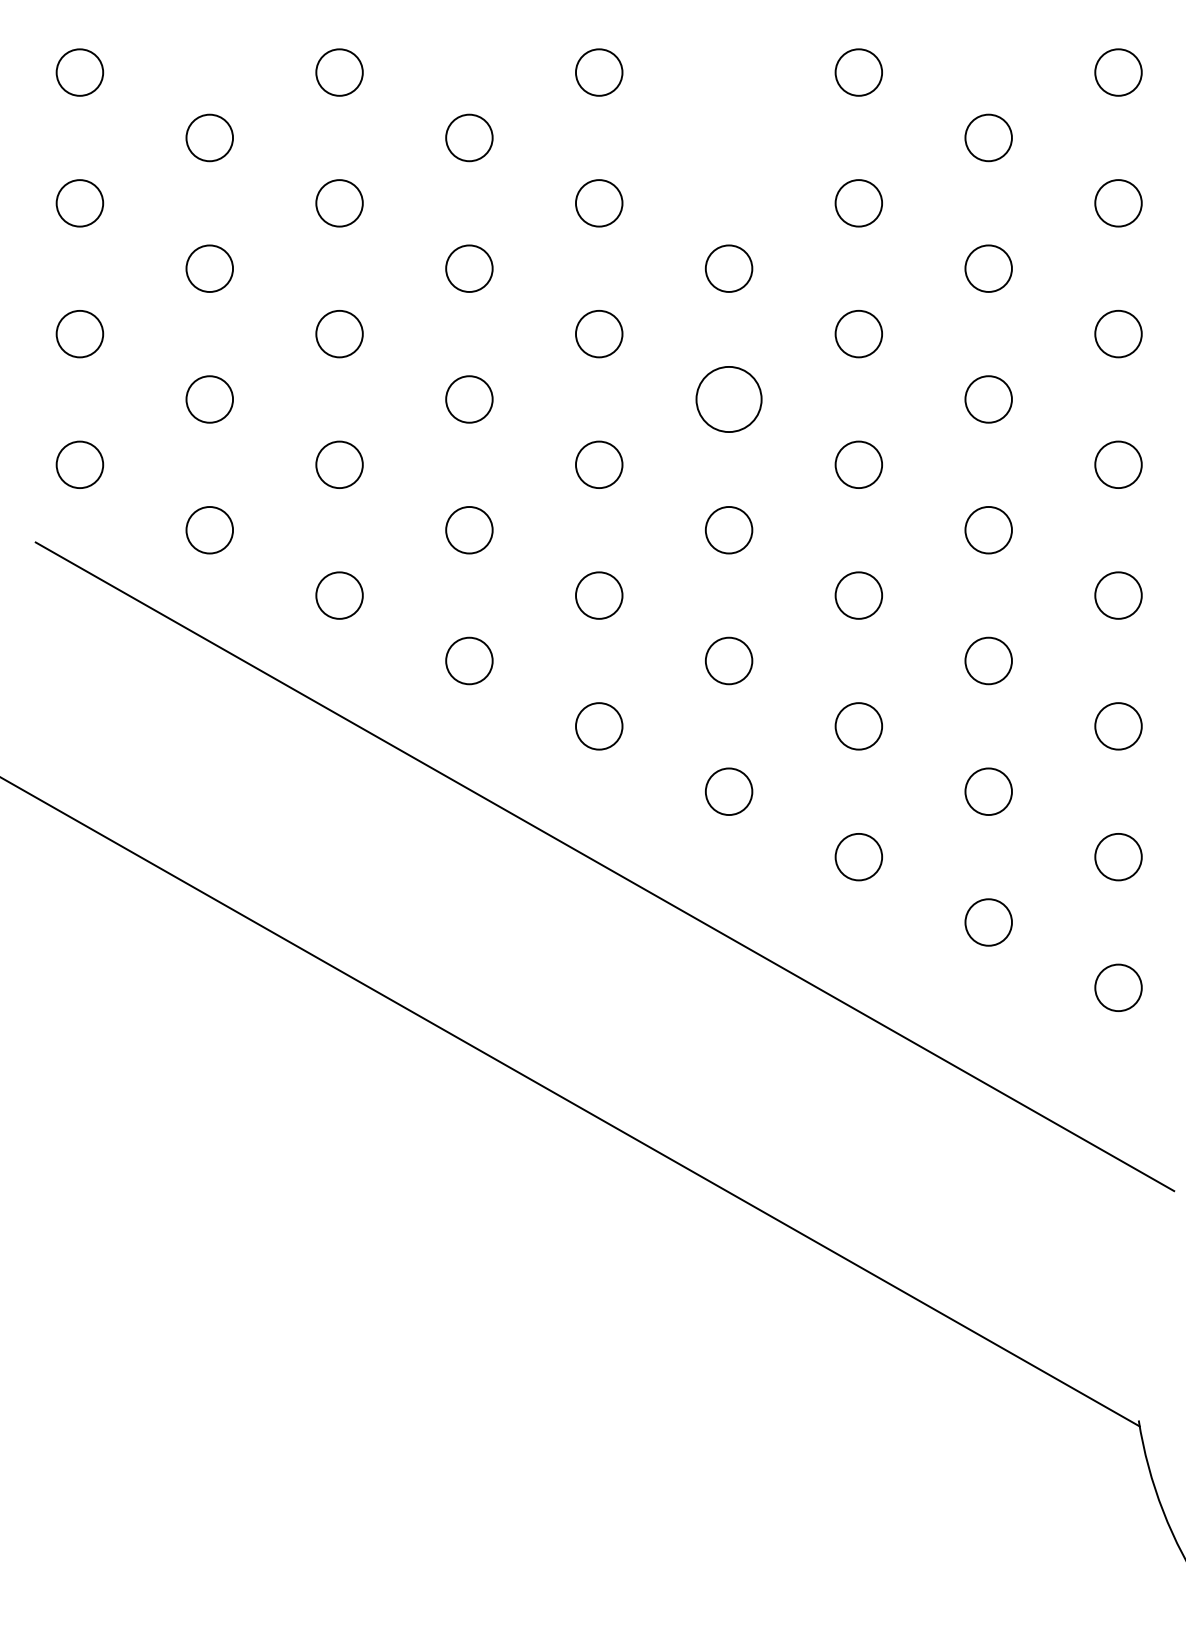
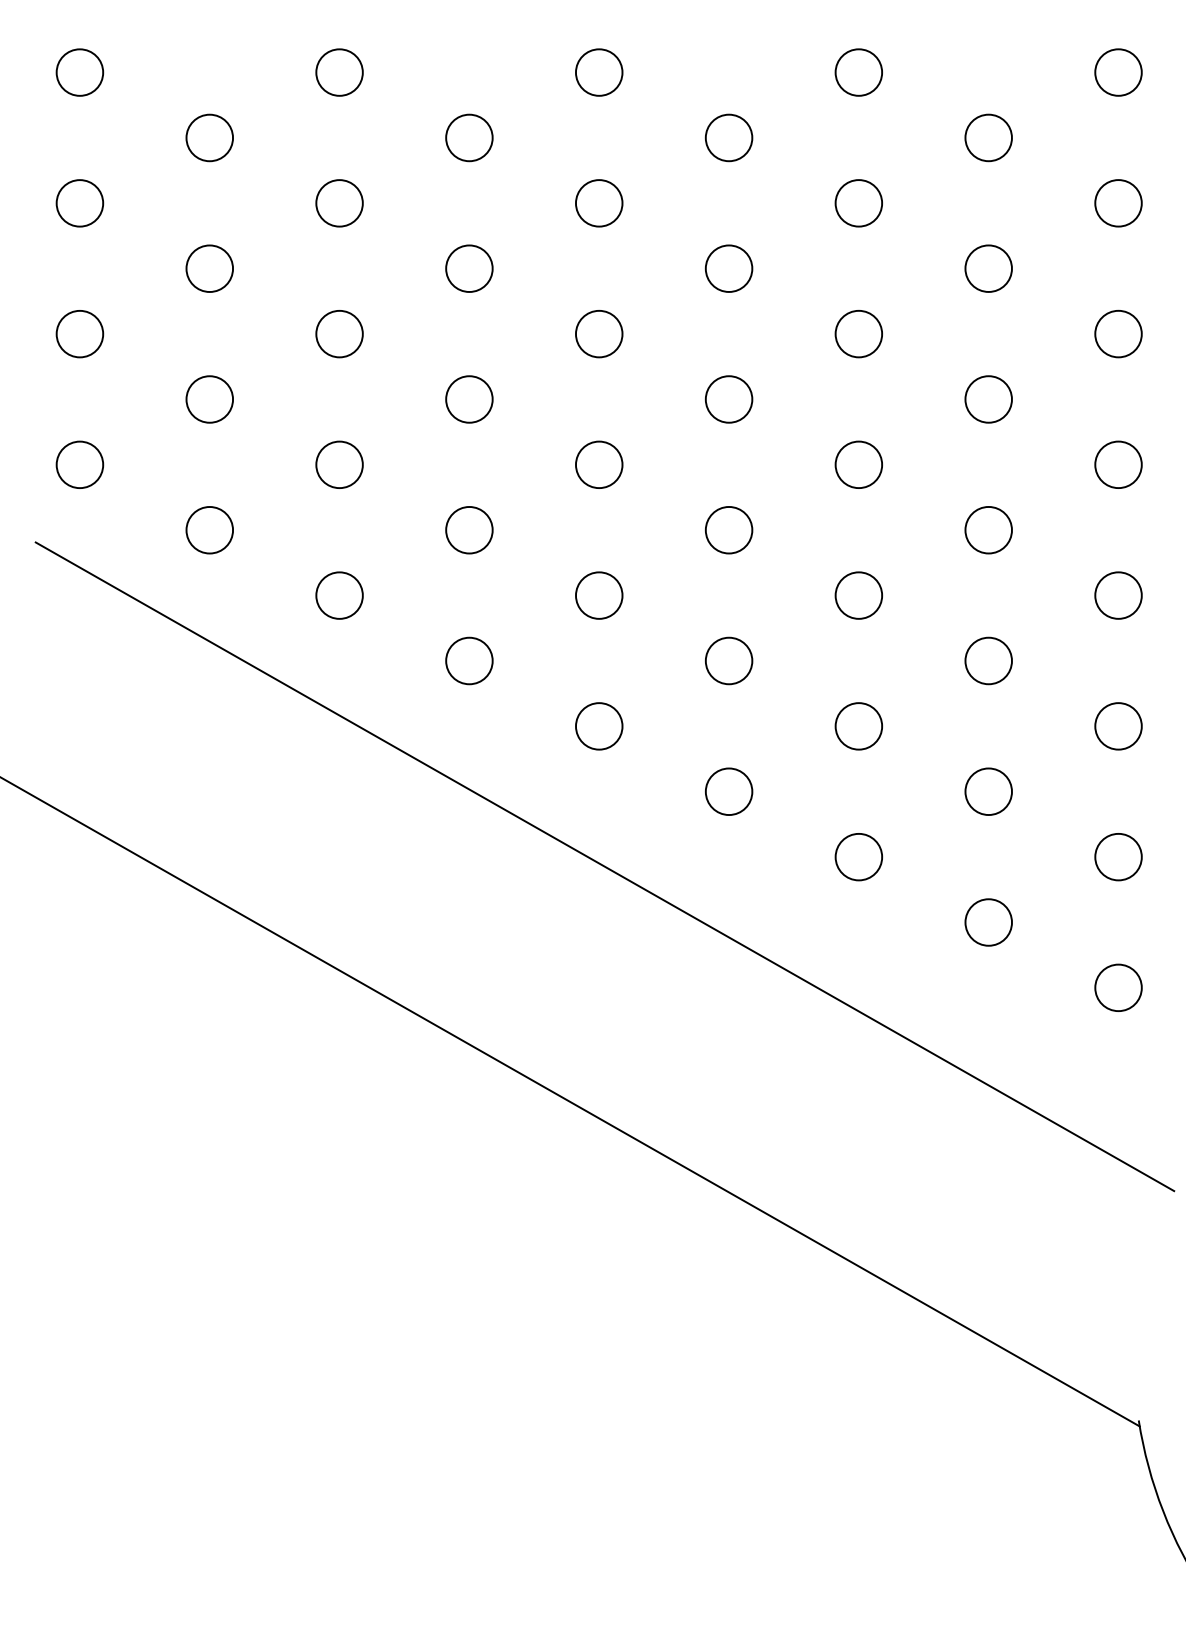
circle: none -> present (728, 137)
circle diameter: 65 px -> 47 px (728, 399)
